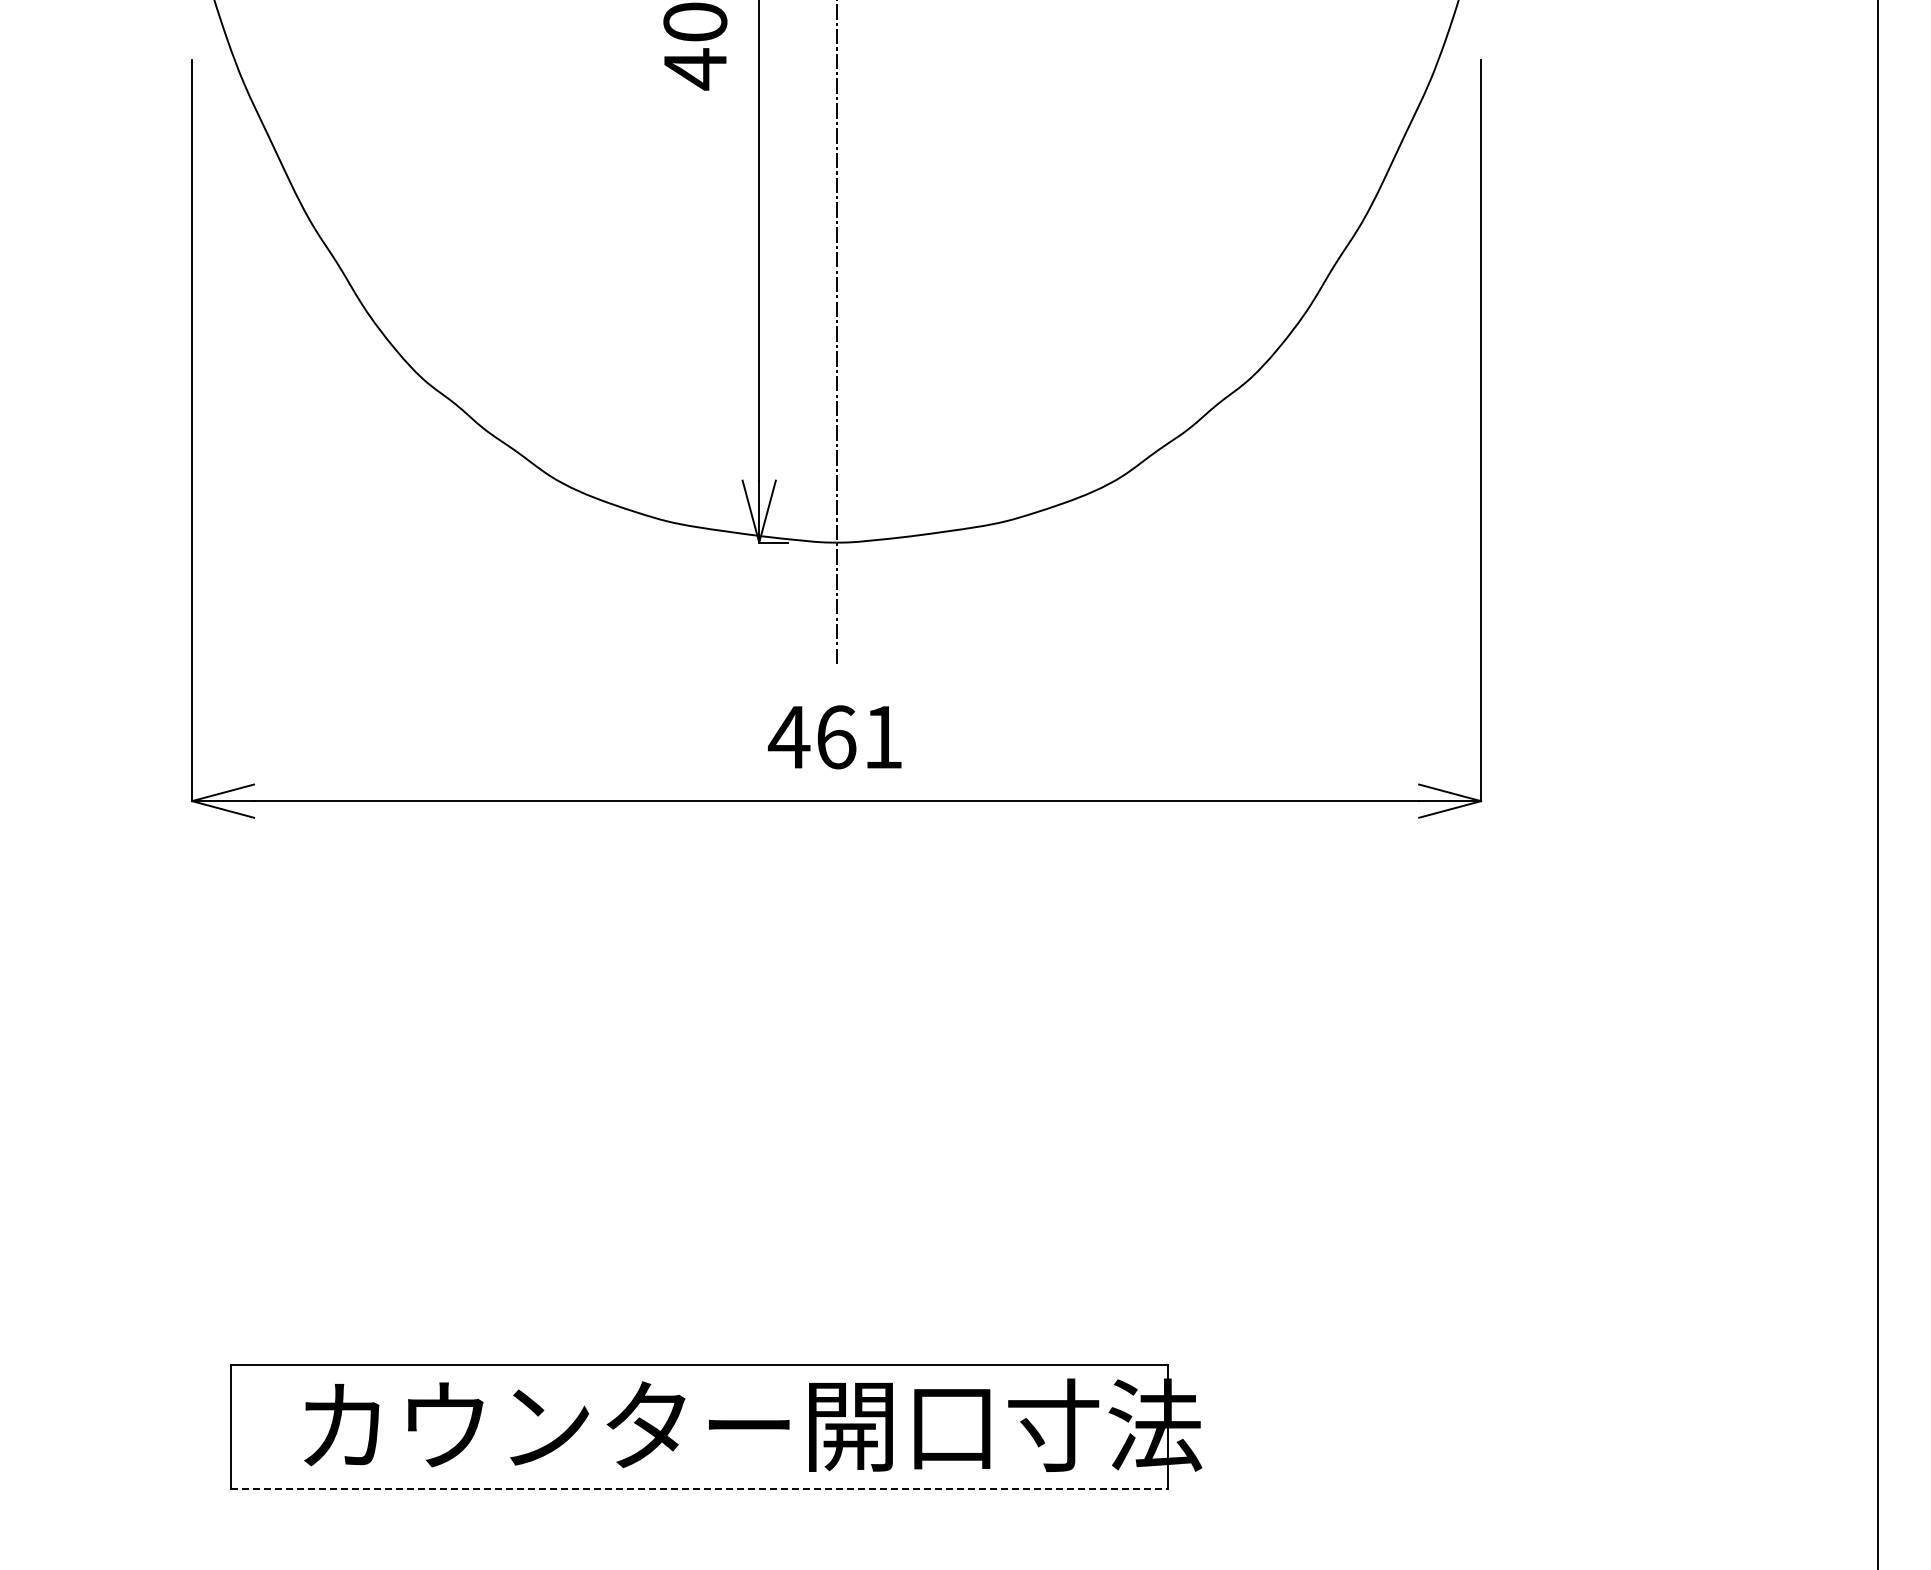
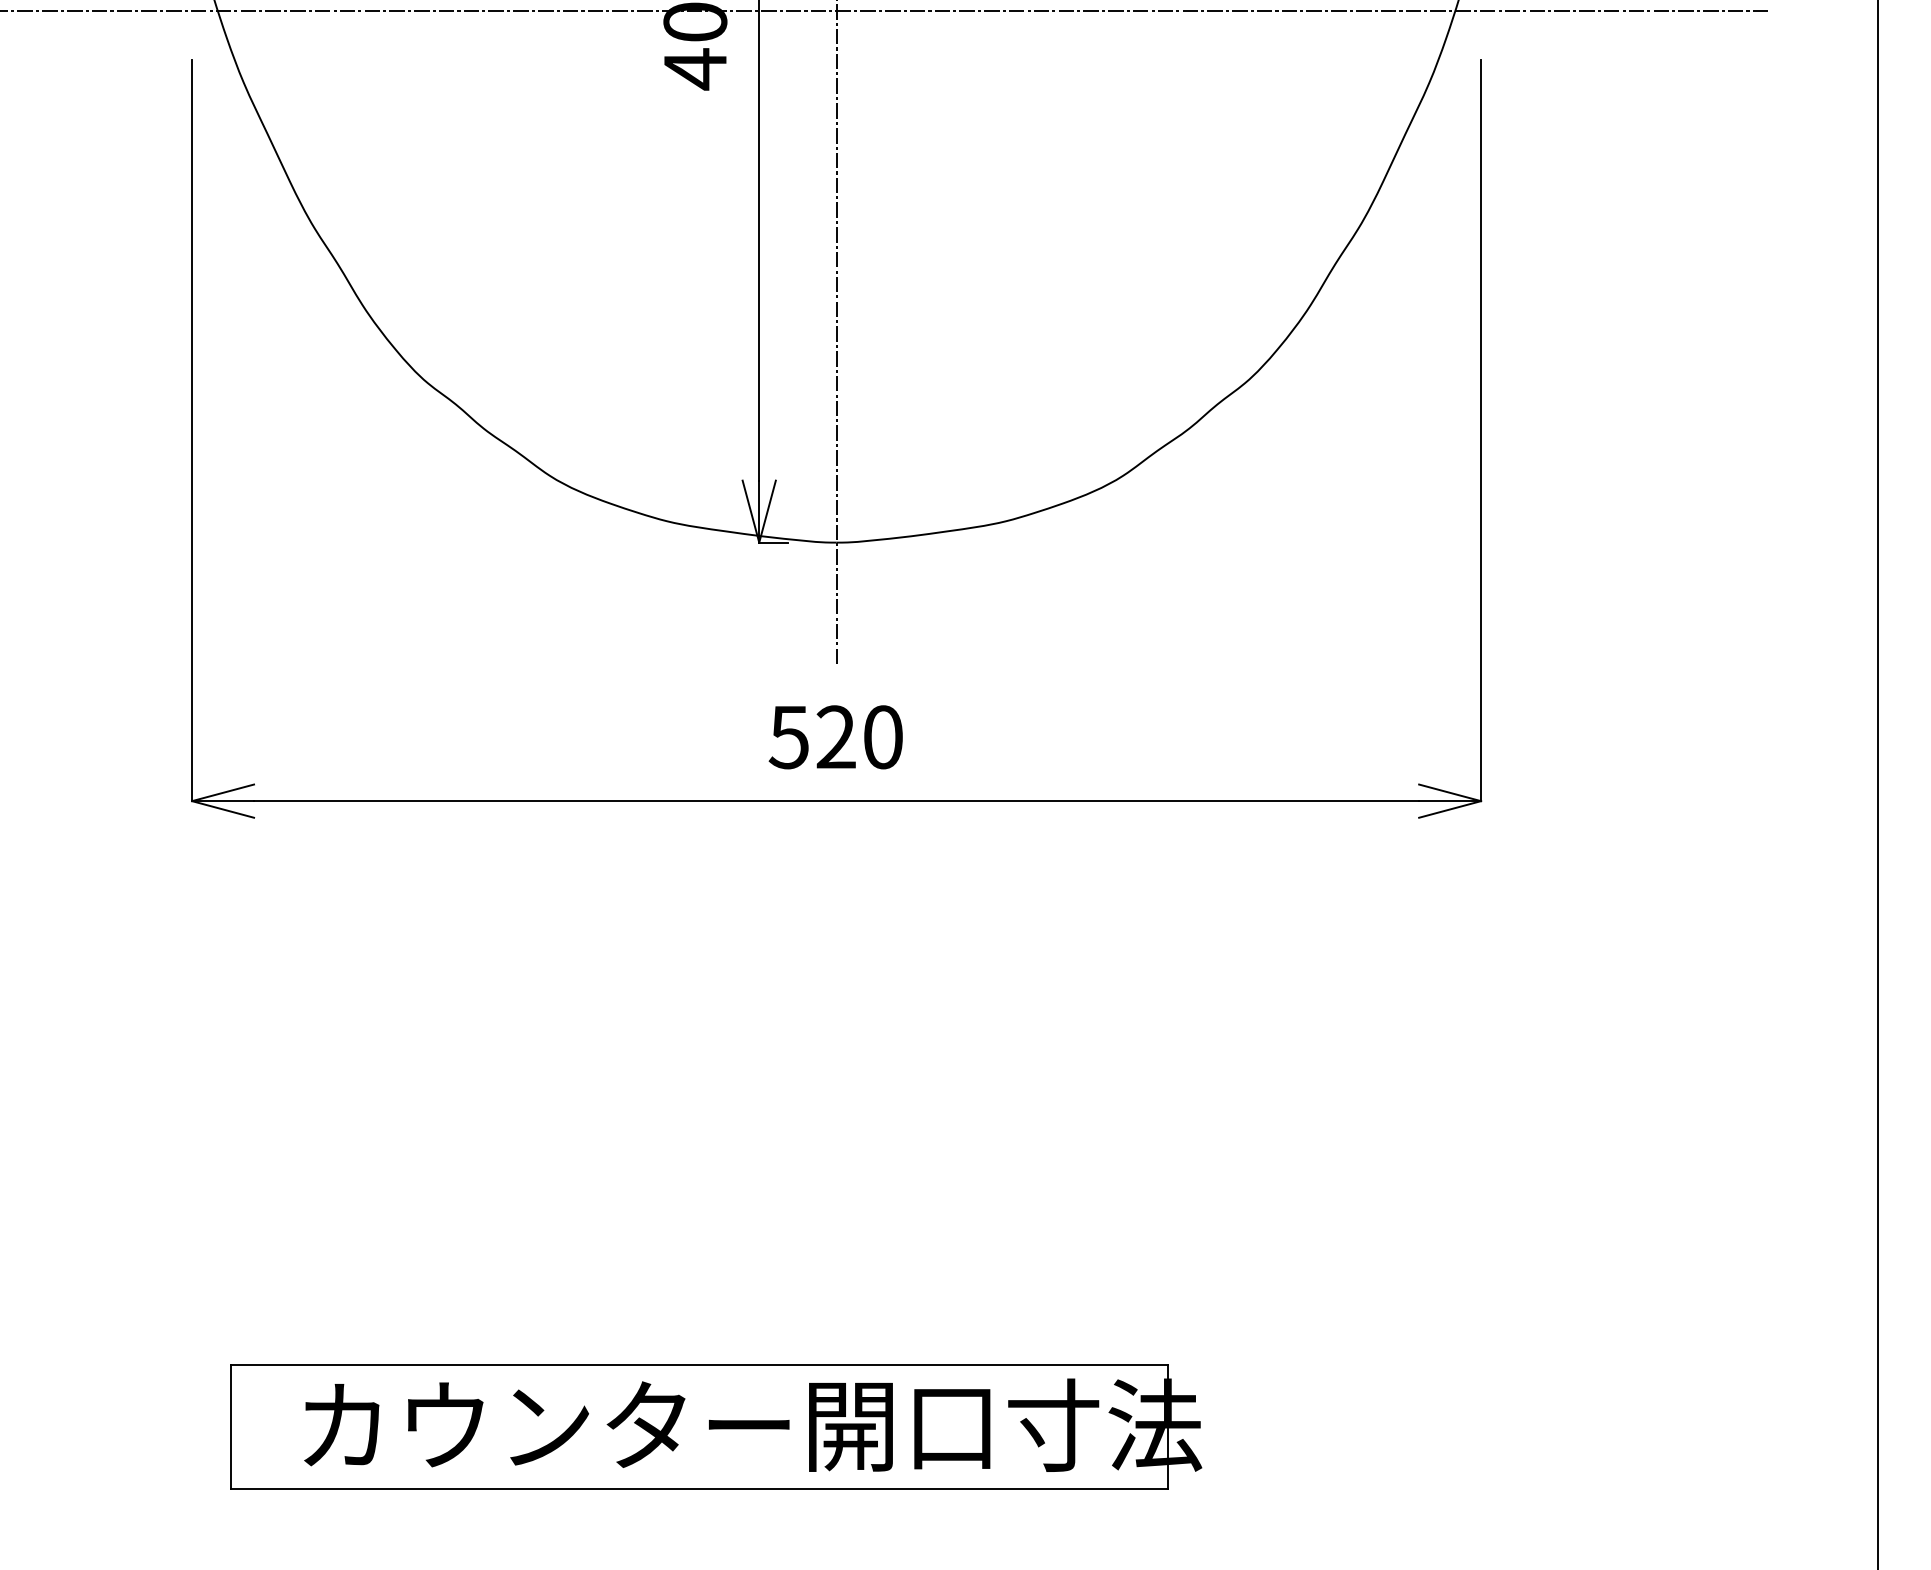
line: none -> present (885, 10)
text: 461 -> 520 (835, 737)
line: dashed -> solid (699, 1488)
